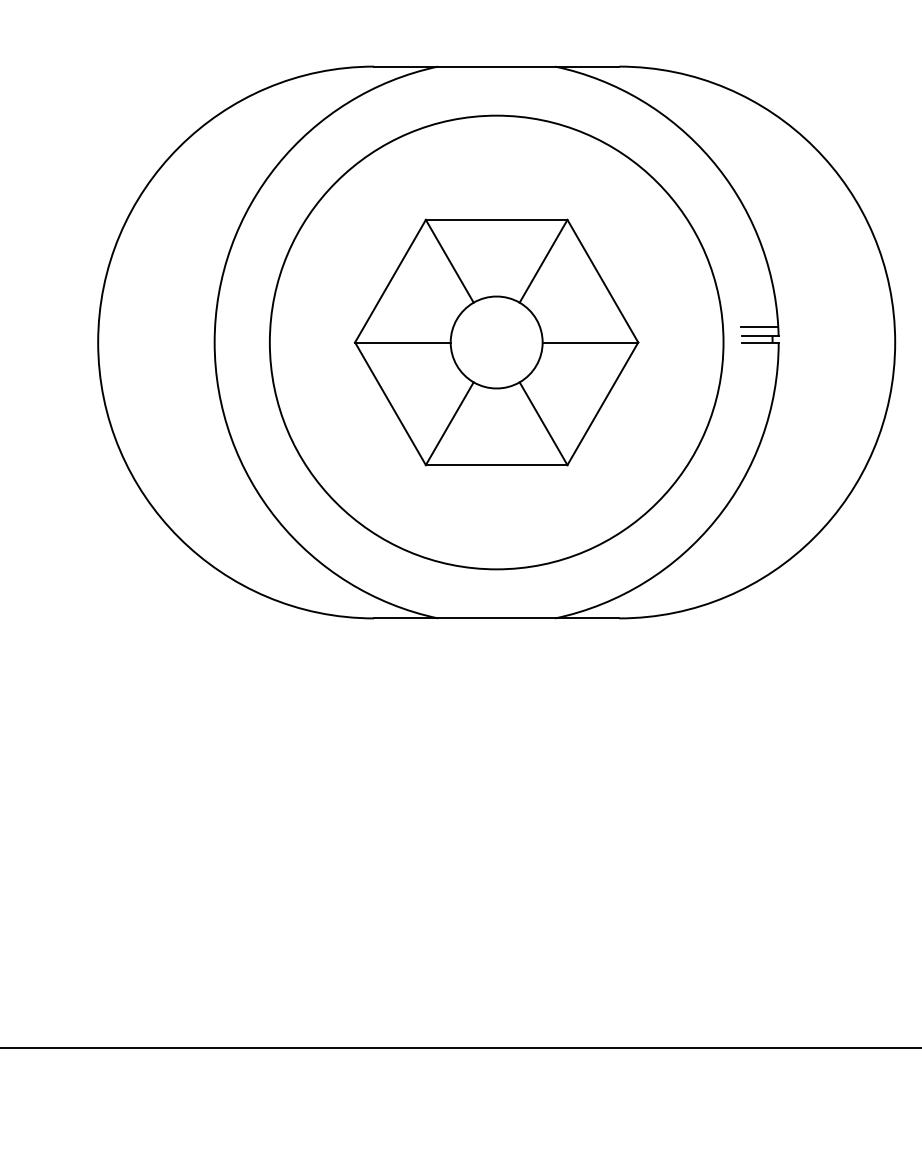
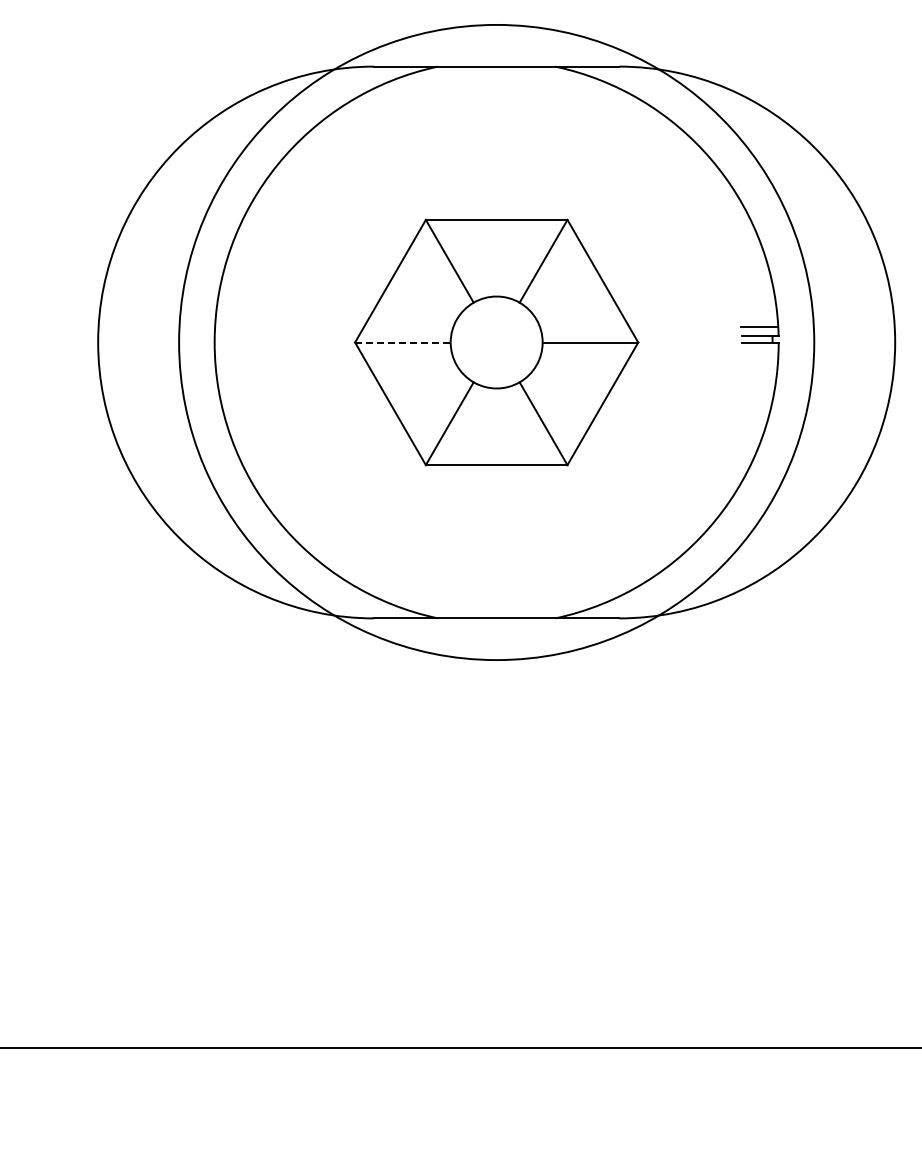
line: solid -> dashed (402, 342)
circle diameter: 454 px -> 635 px (496, 342)
